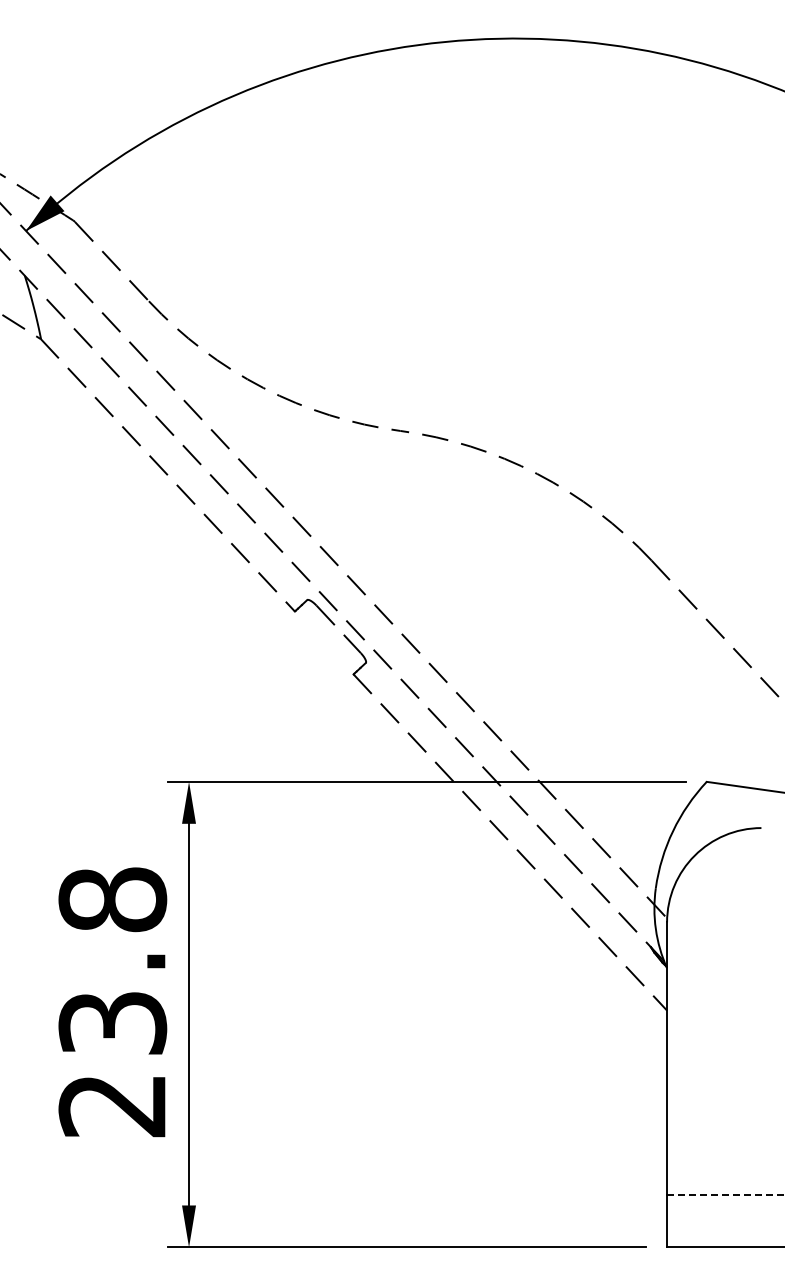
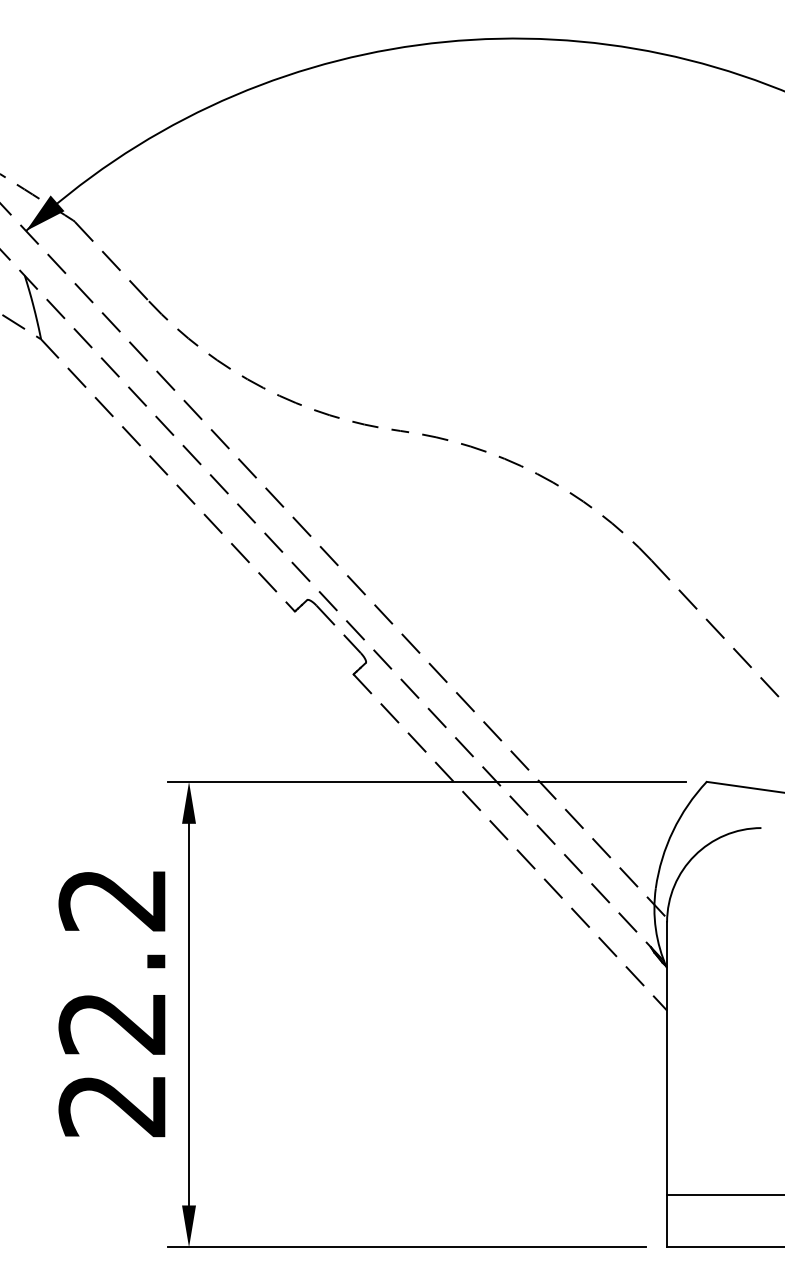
text: 23.8 -> 22.2 (112, 960)
line: dashed -> solid (725, 1195)
